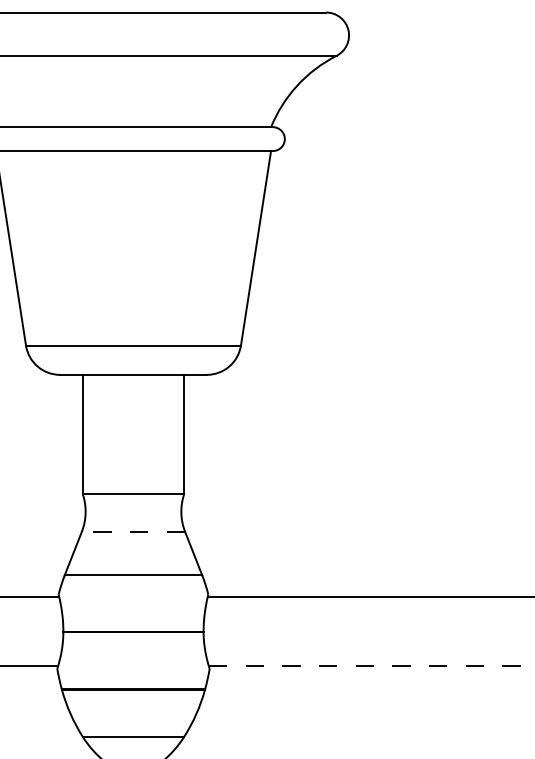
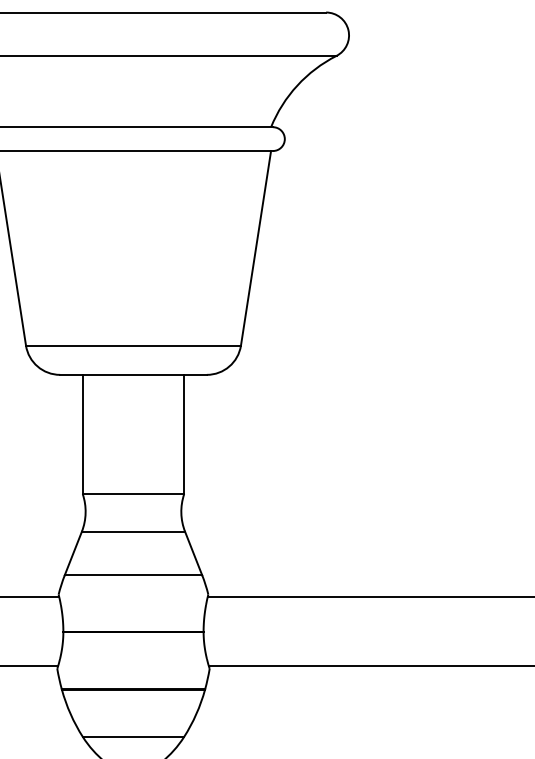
line: dashed -> solid (133, 531)
line: dashed -> solid (371, 666)
